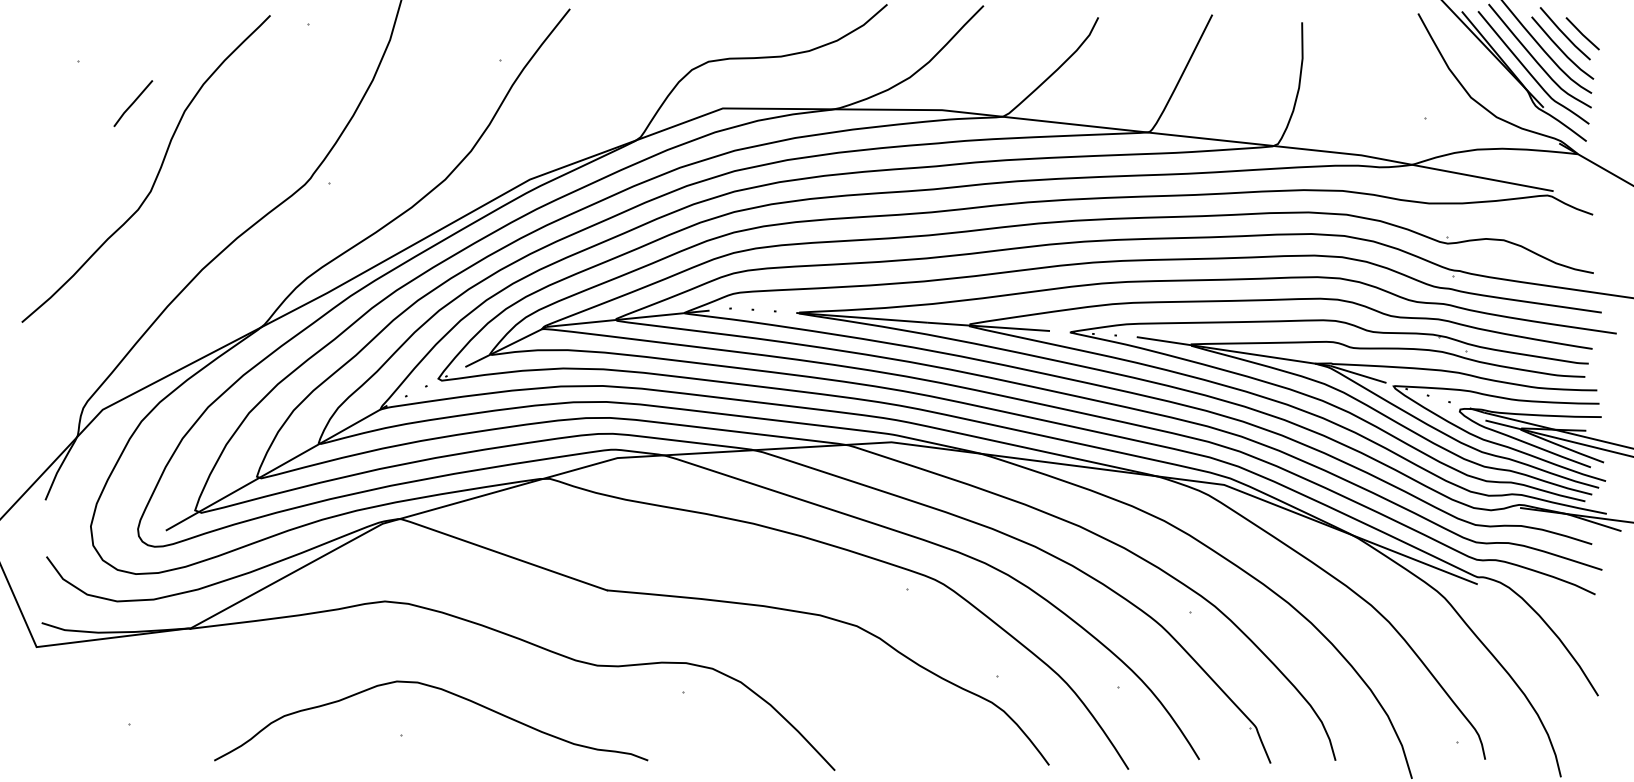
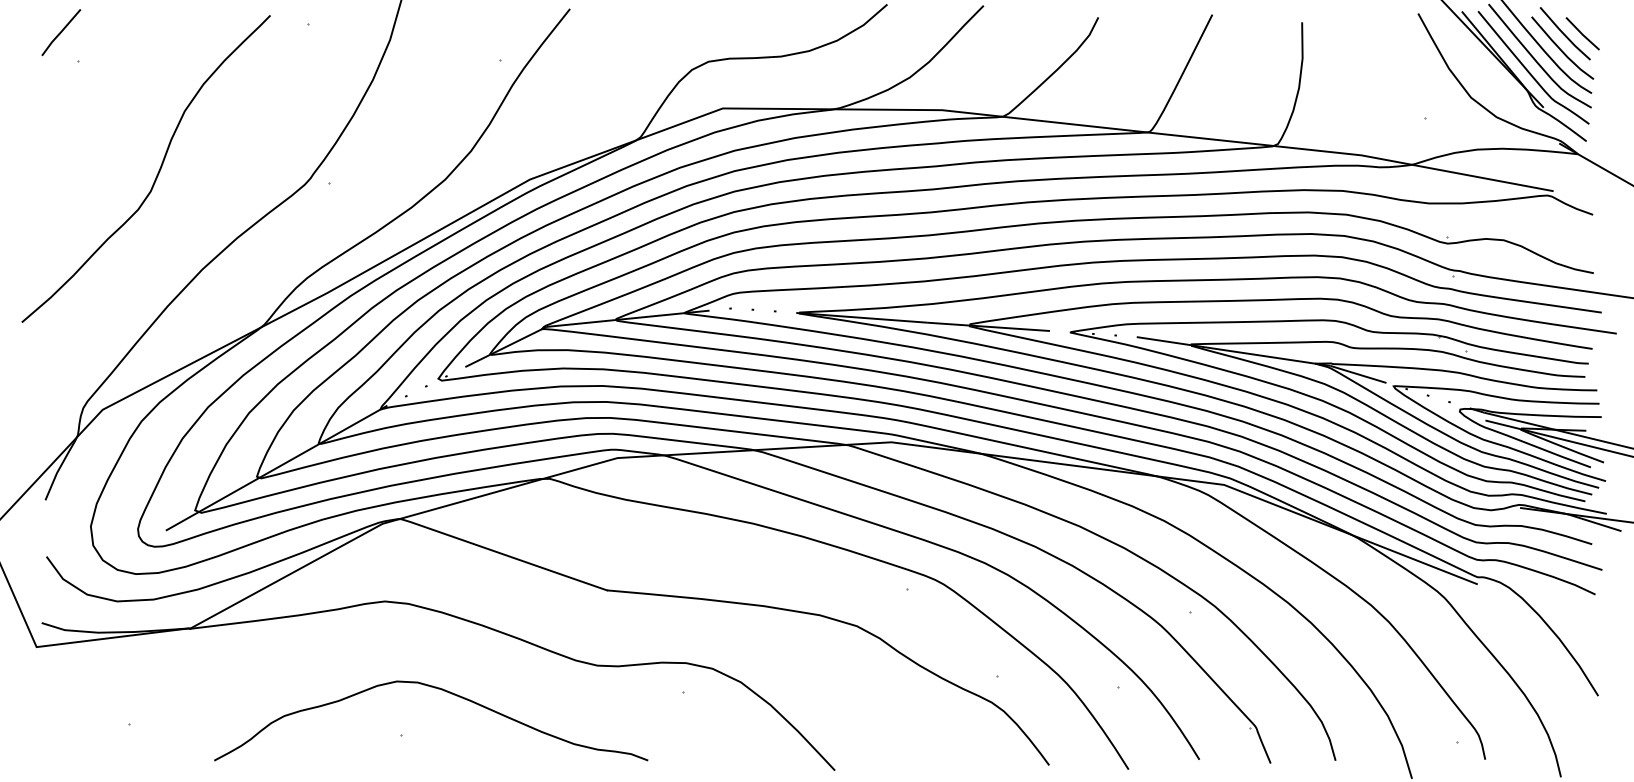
line position: (133, 103) -> (61, 32) (61, 32)
